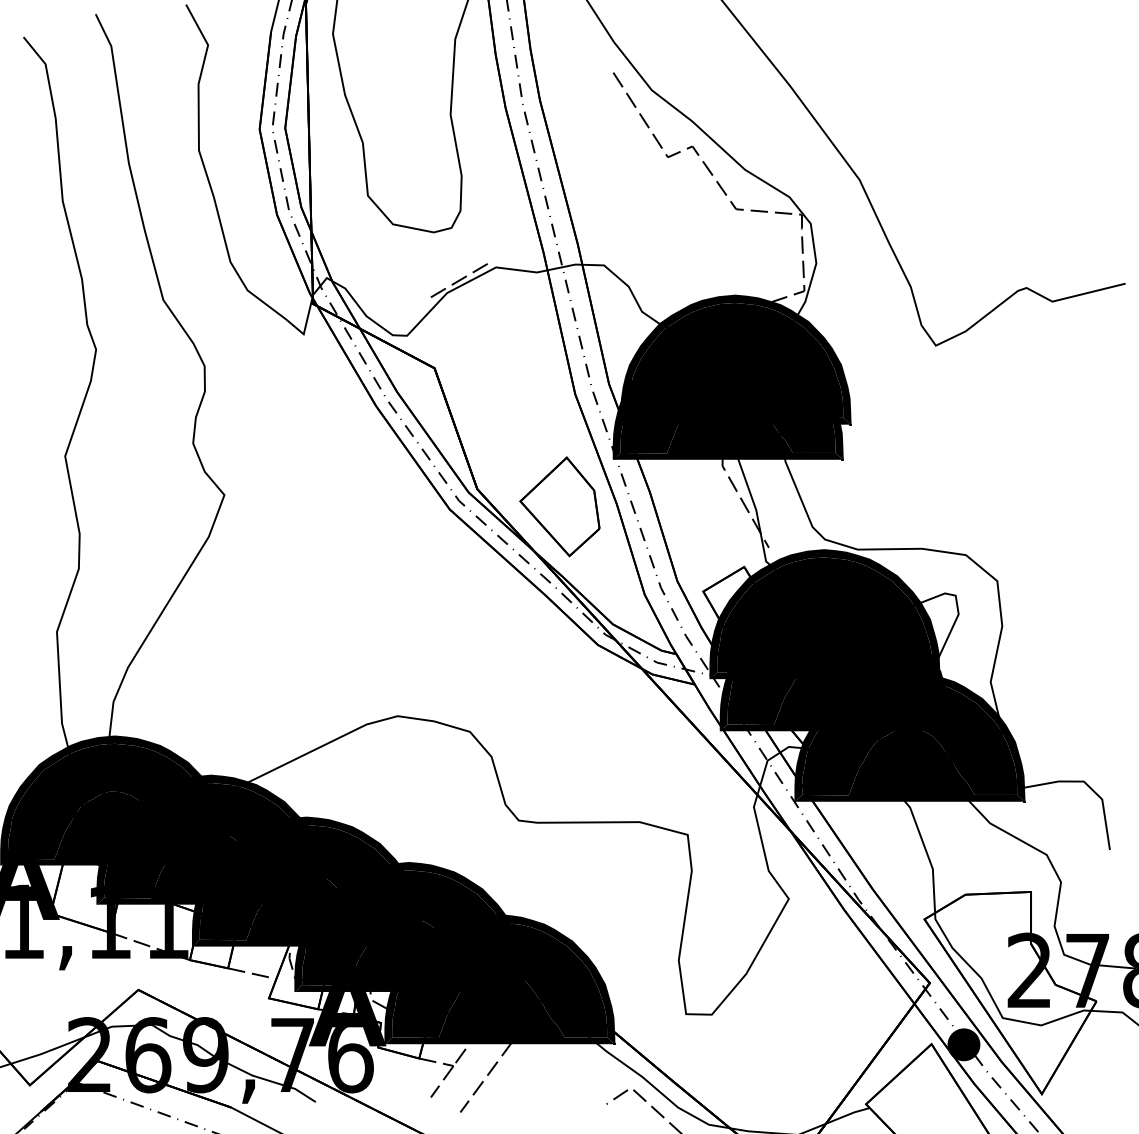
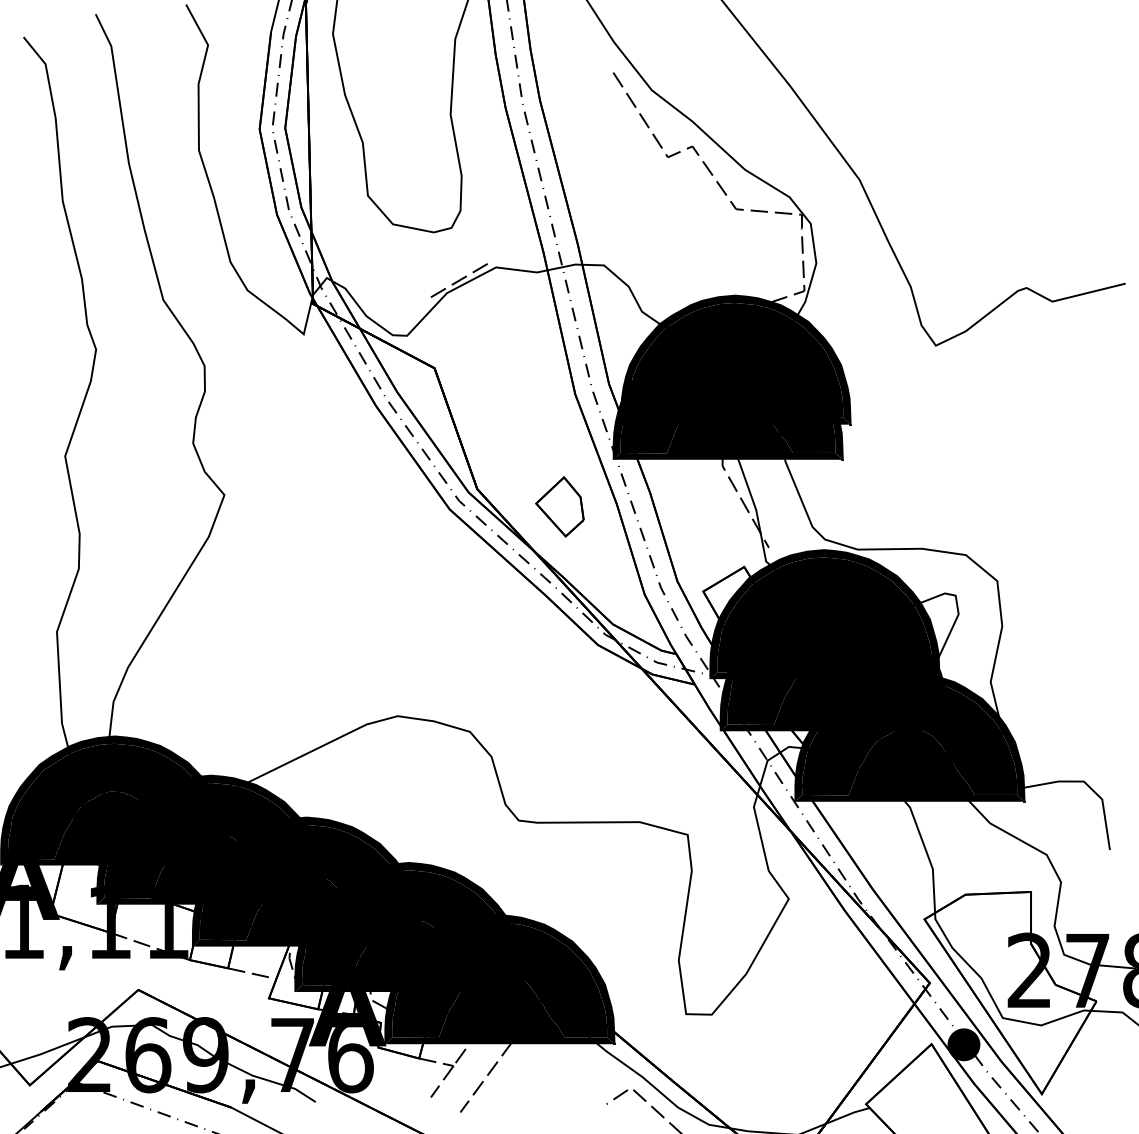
part size: 82x102 px -> 50x62 px (559, 506)
